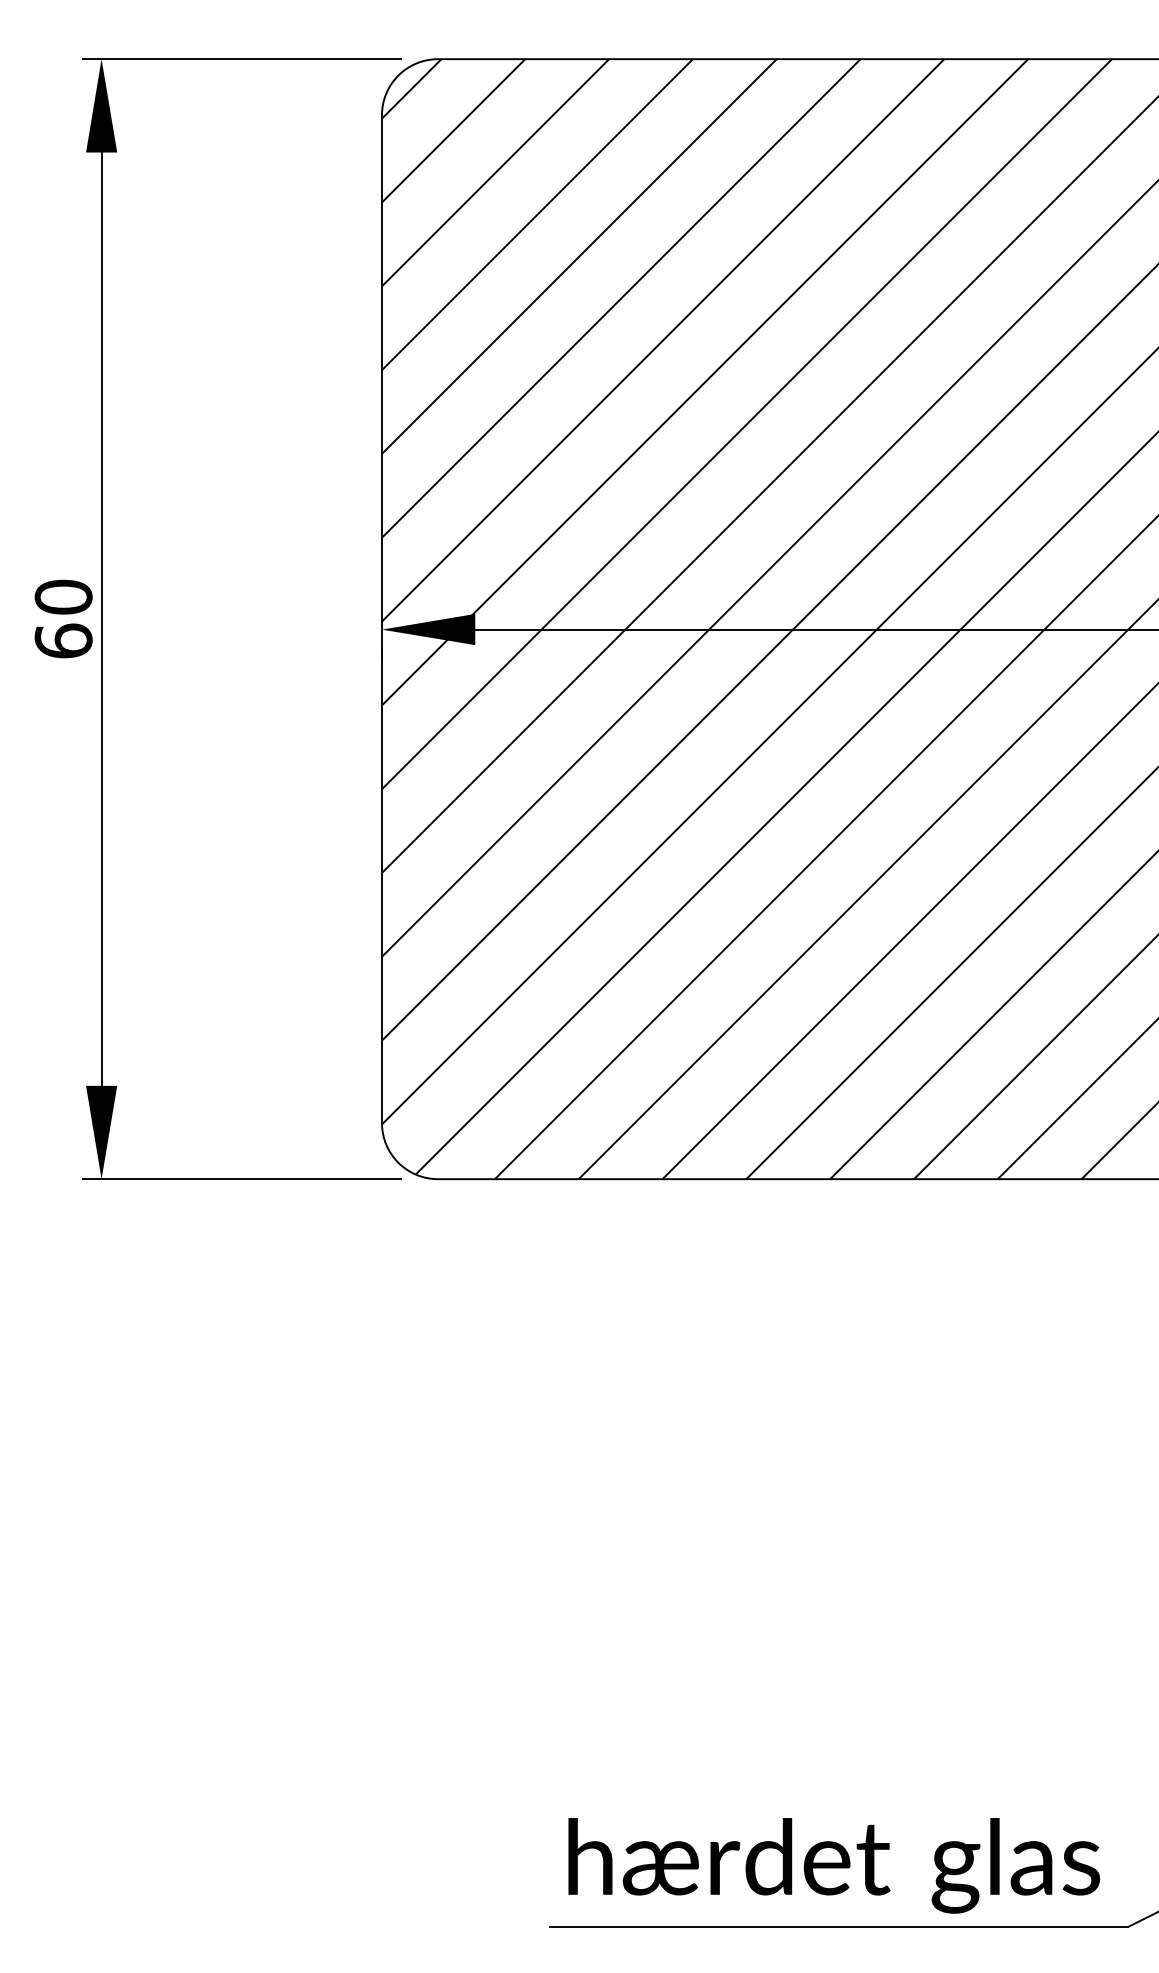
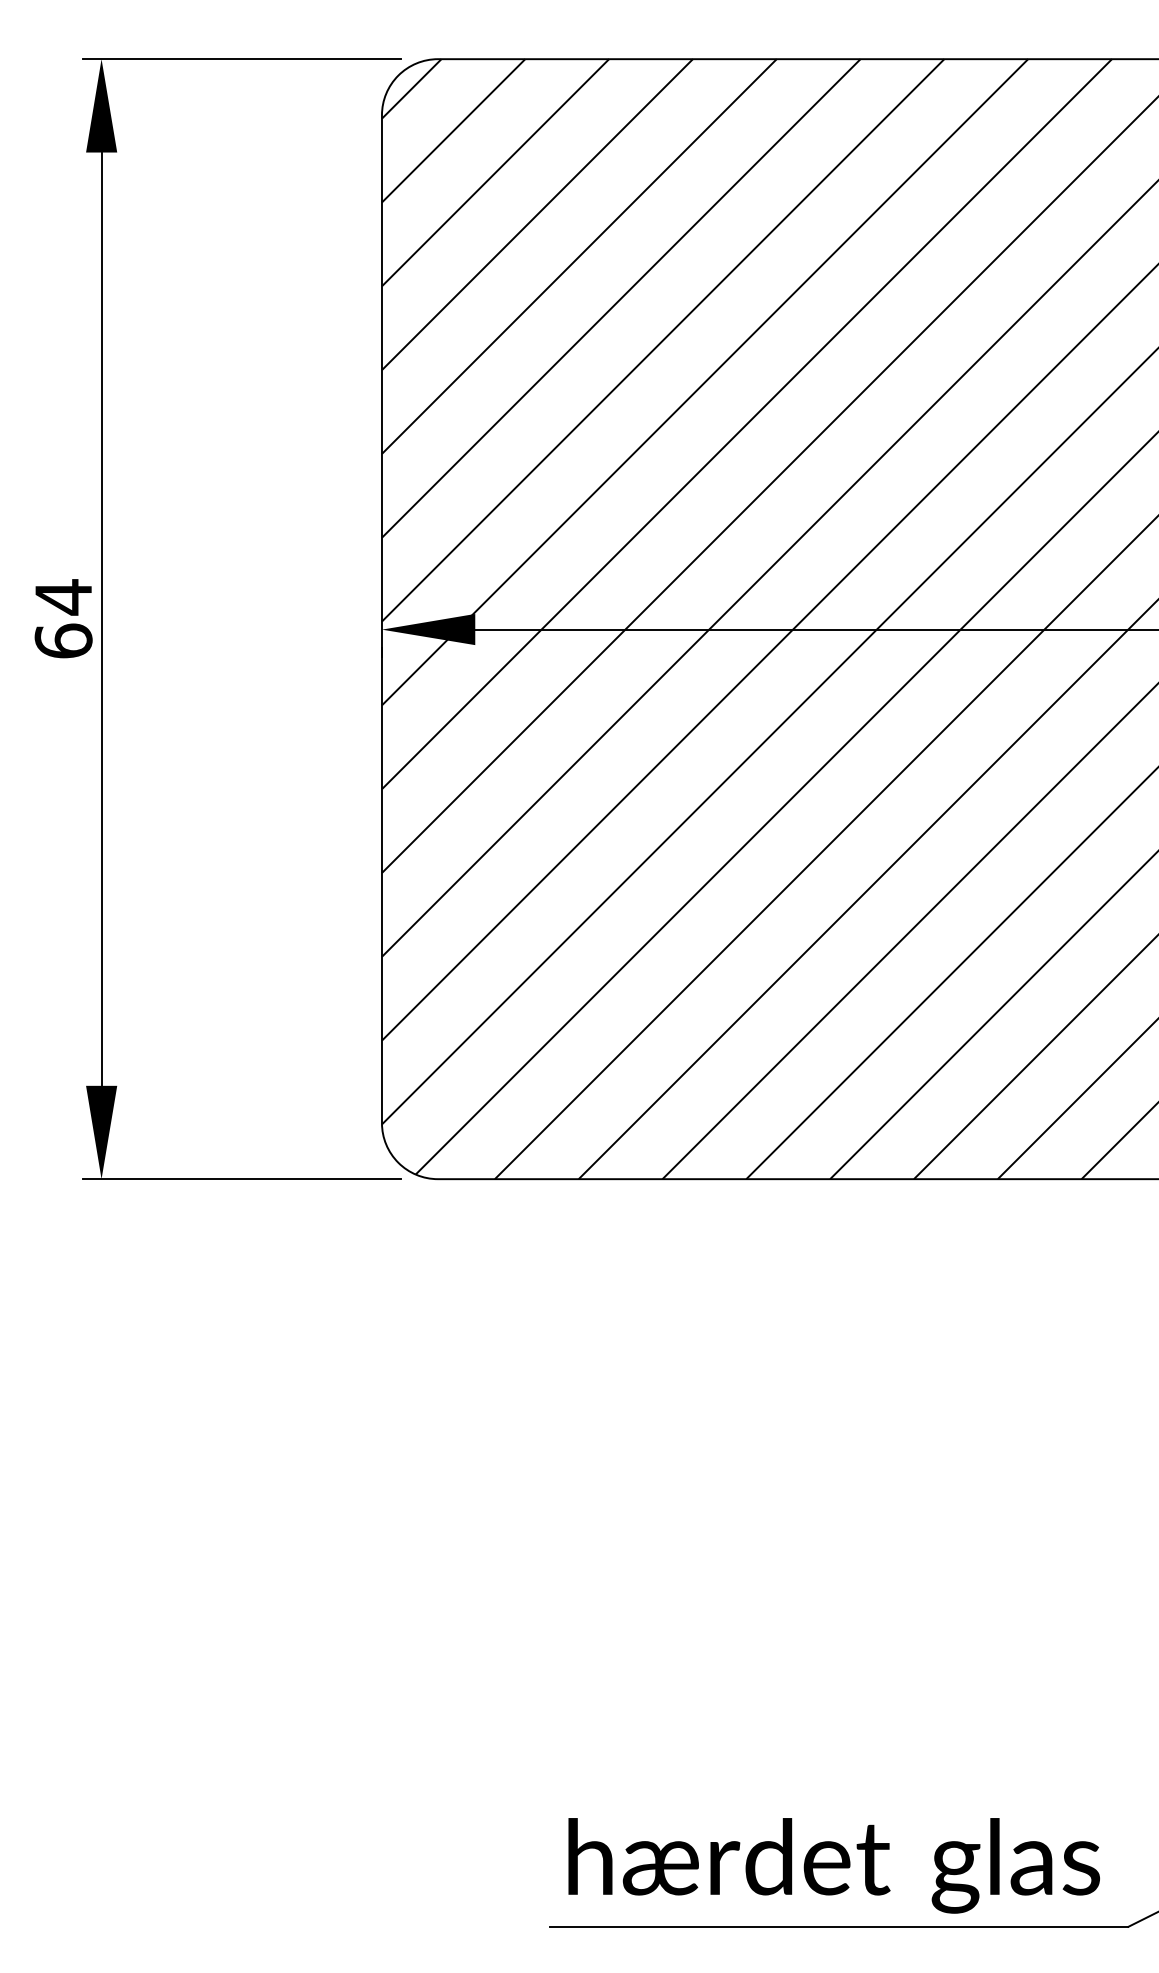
text: 60 -> 64 (63, 597)
